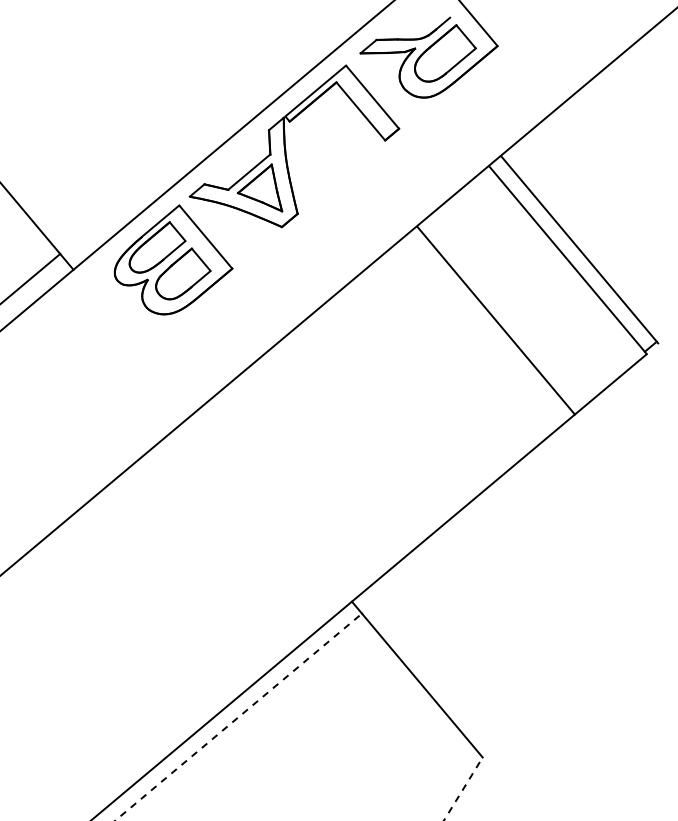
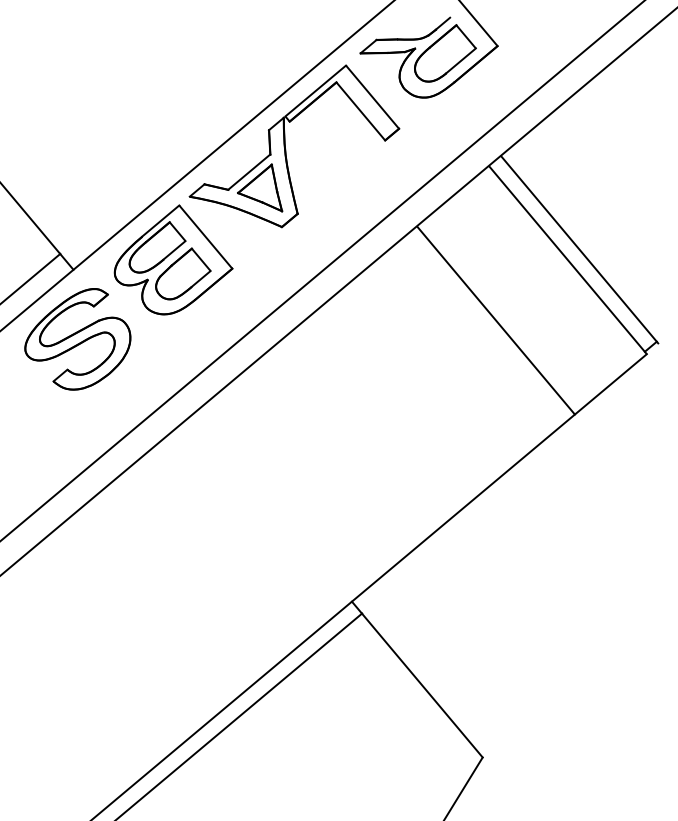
line: none -> present (322, 270)
part: none -> present (77, 339)
line: dashed -> solid (238, 717)
line: dashed -> solid (463, 789)
